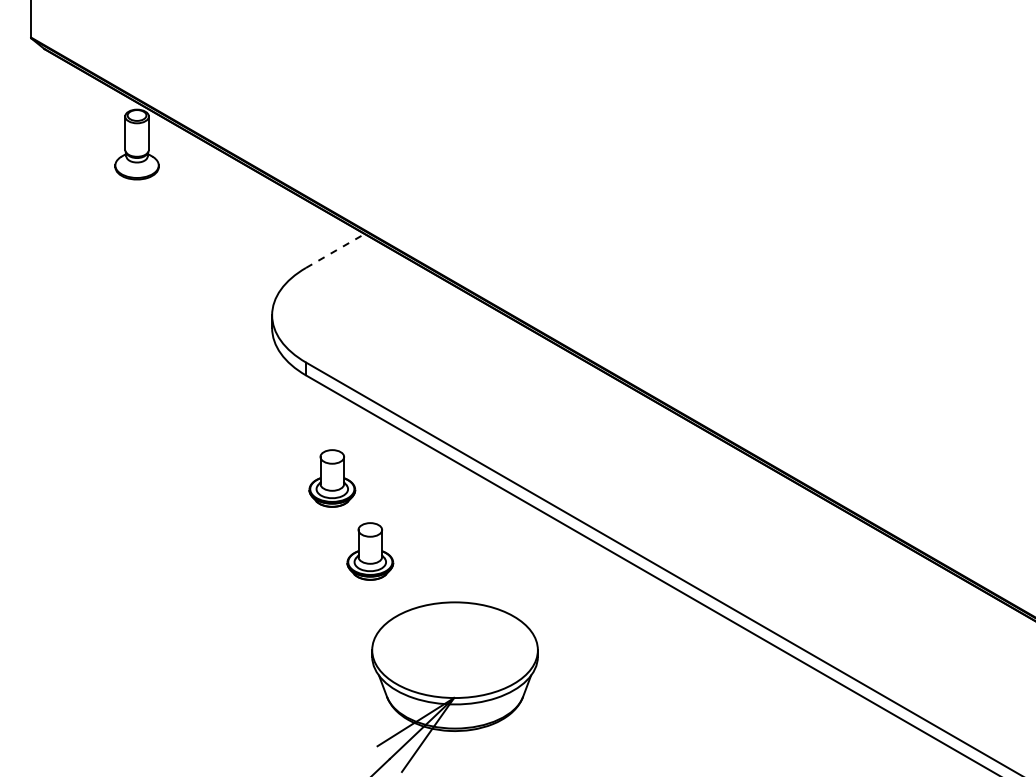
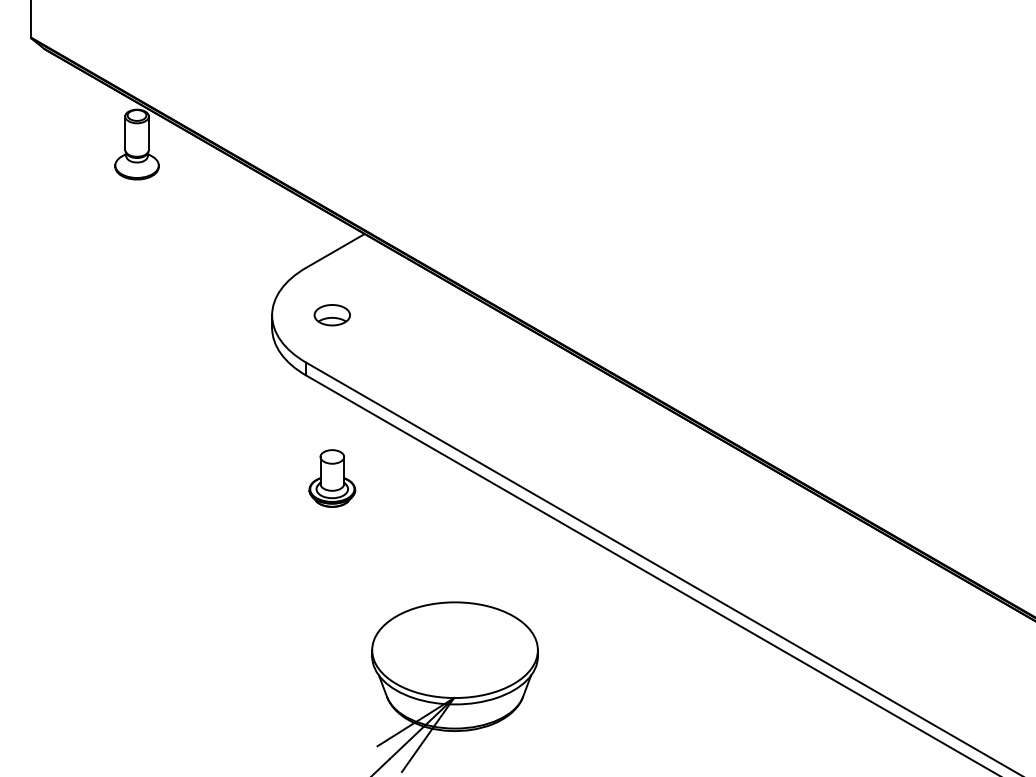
line: dashed -> solid (335, 250)
part: none -> present (331, 315)
part: present -> none (370, 551)
